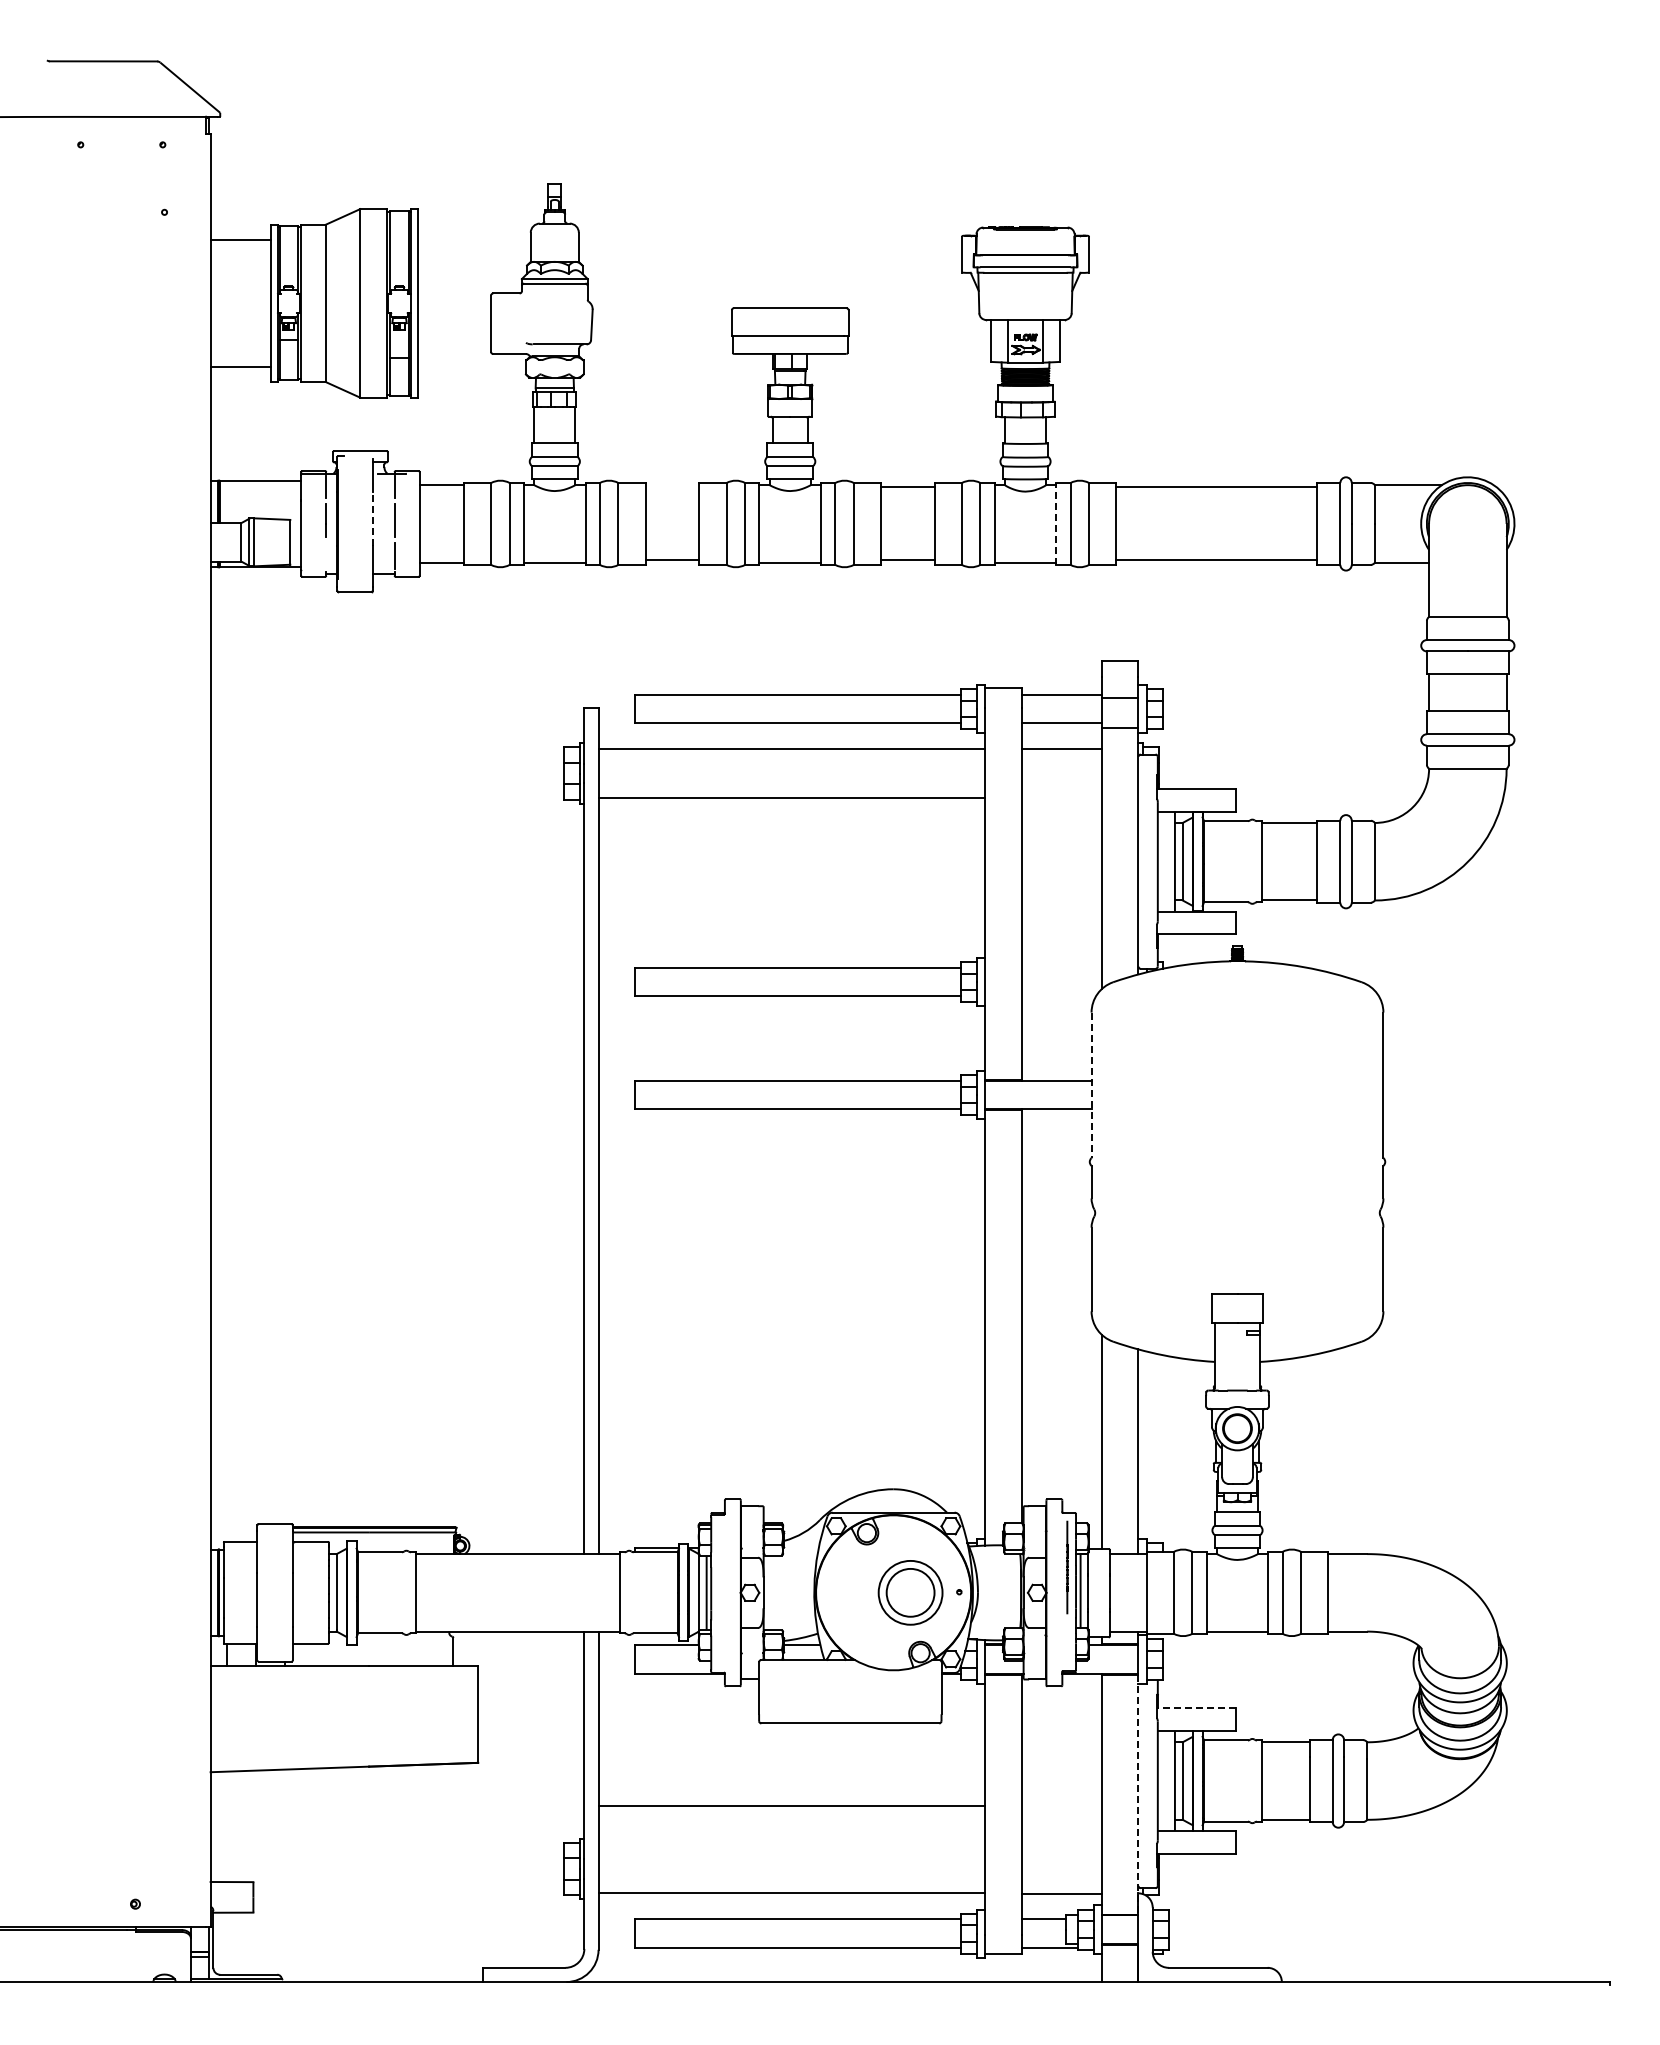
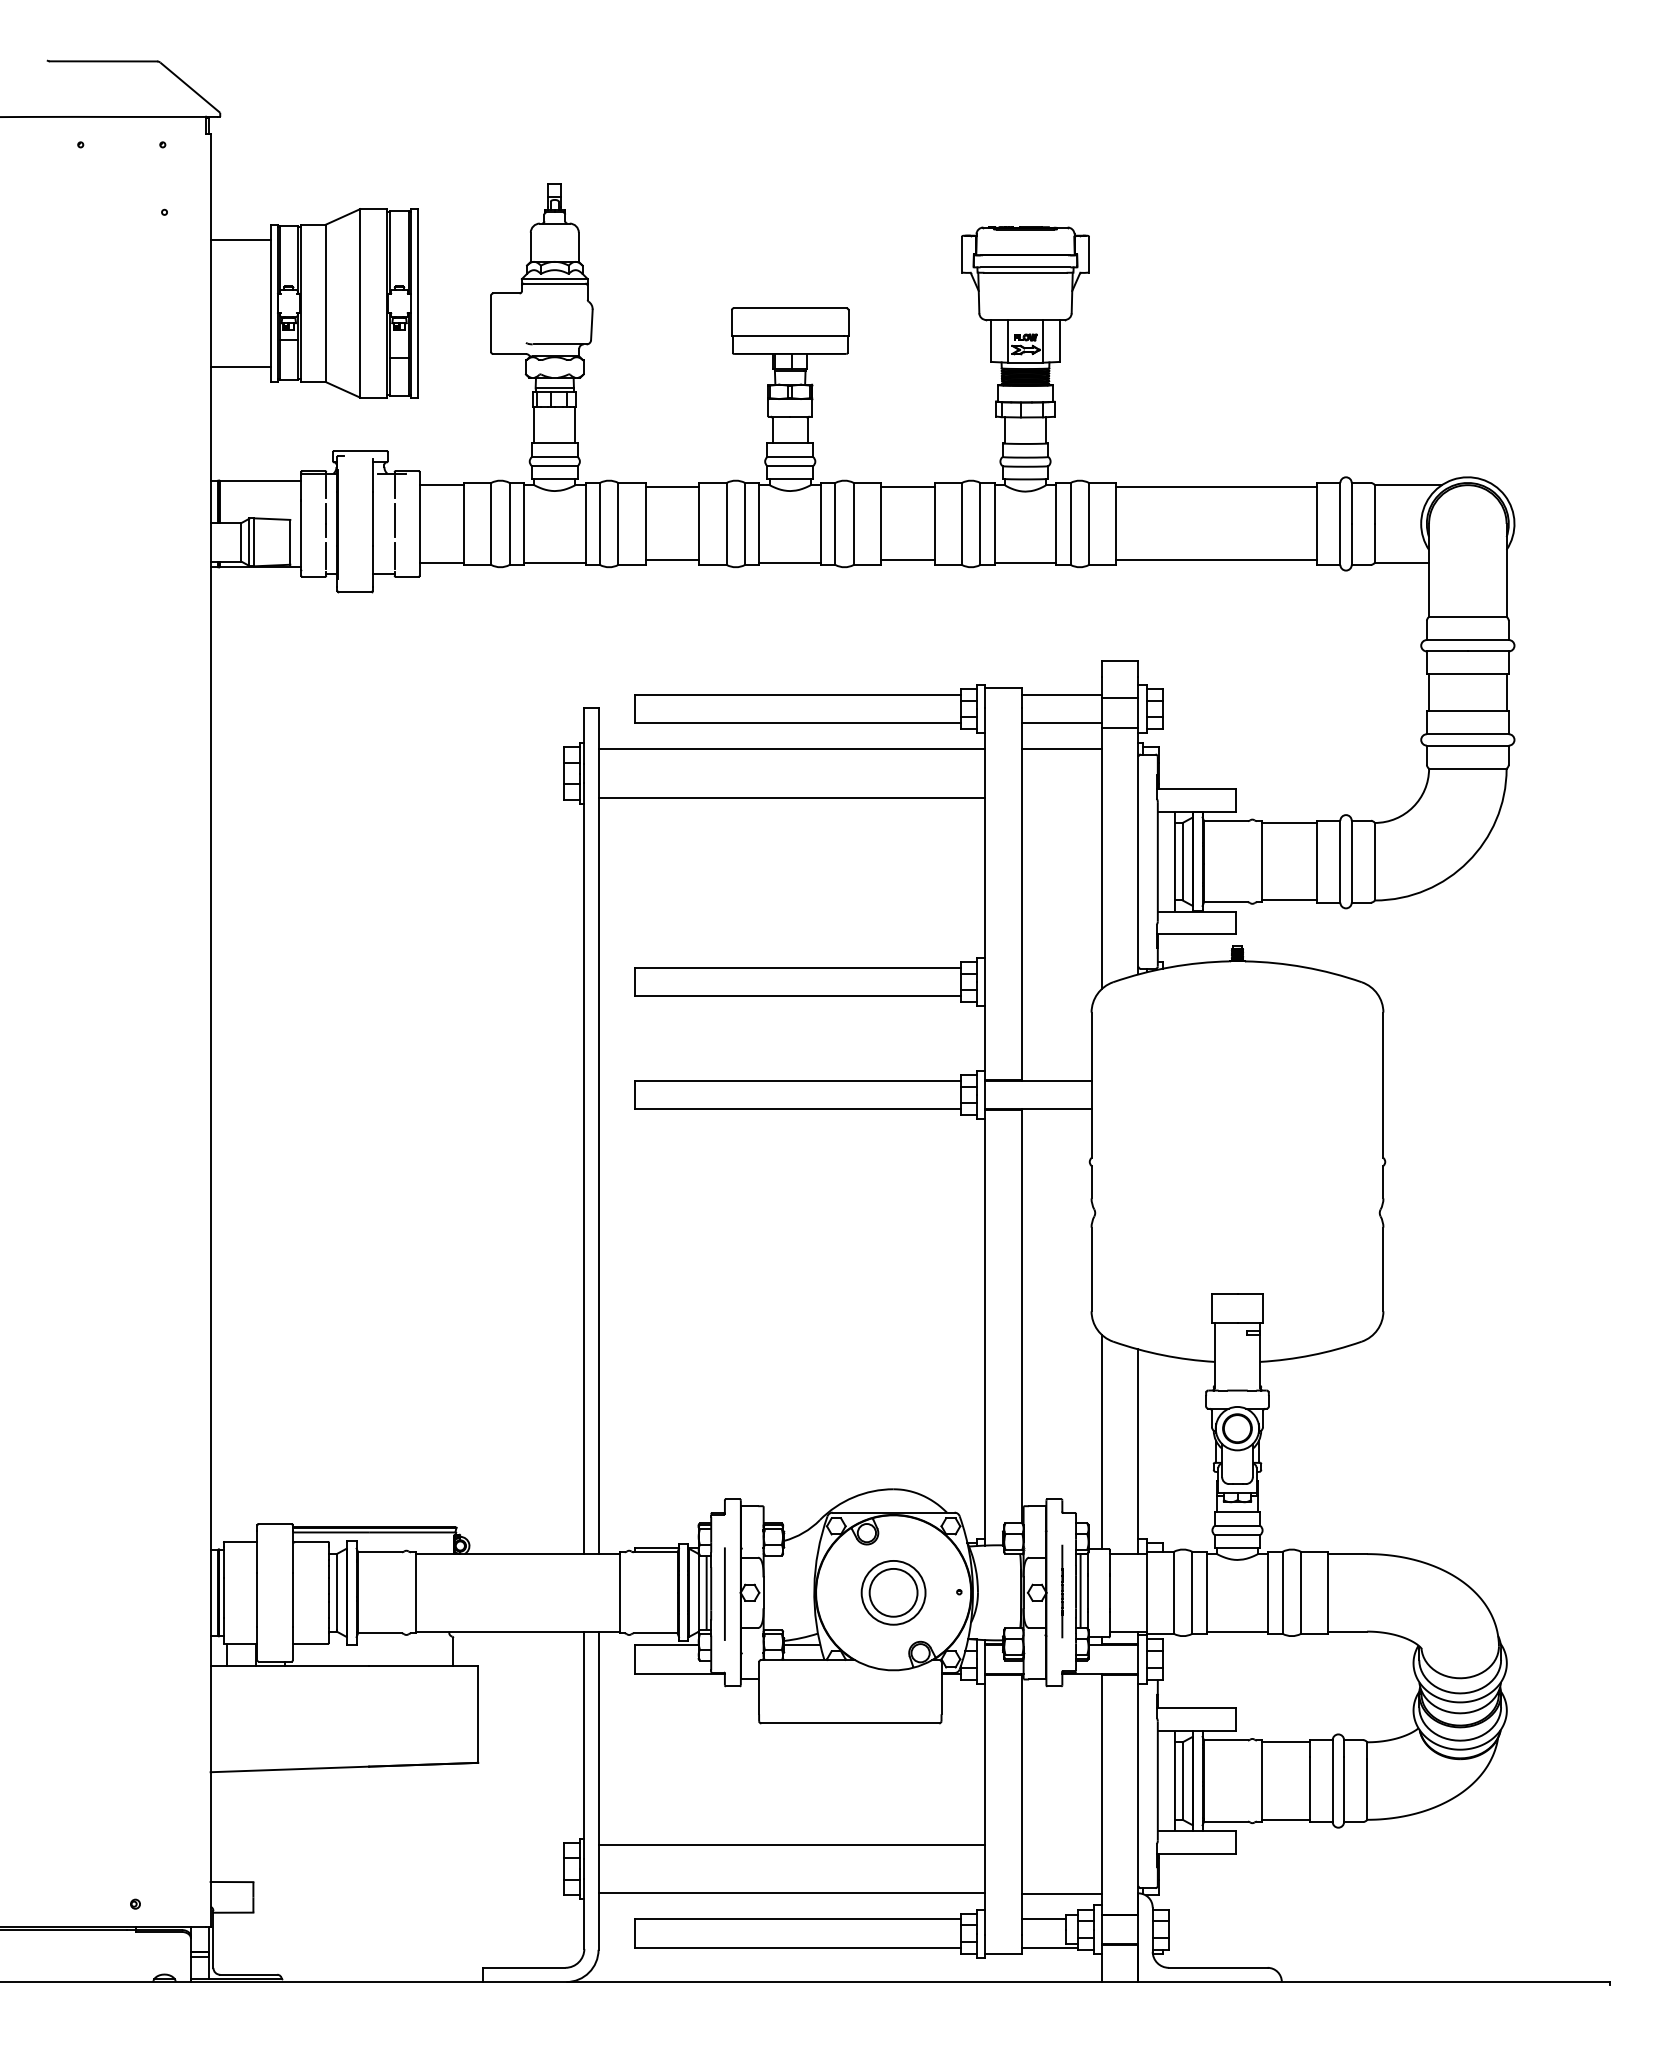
line: none -> present (672, 487)
line: dashed -> solid (372, 519)
line: dashed -> solid (1056, 523)
line: none -> present (326, 555)
line: dashed -> solid (1091, 1085)
line position: (1067, 1567) -> (1062, 1591) (1062, 1591)
part position: (910, 1592) -> (893, 1592) (893, 1592)
line: none -> present (724, 1593)
line: dashed -> solid (1196, 1708)
line: dashed -> solid (1138, 1795)
line position: (791, 1805) -> (791, 1844) (791, 1844)
